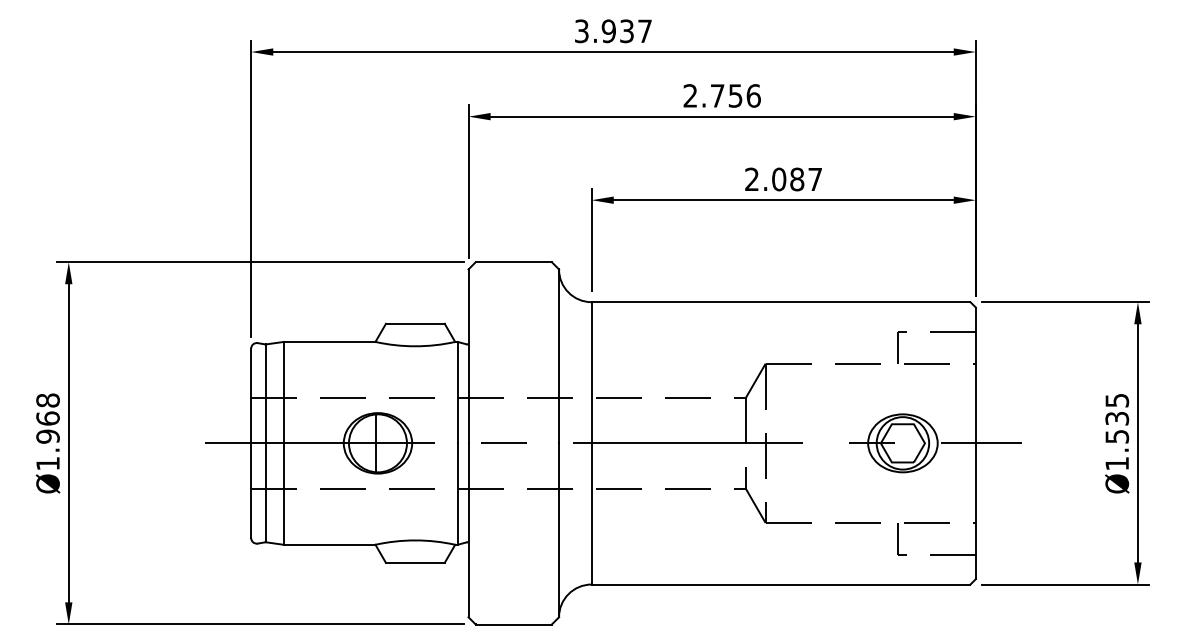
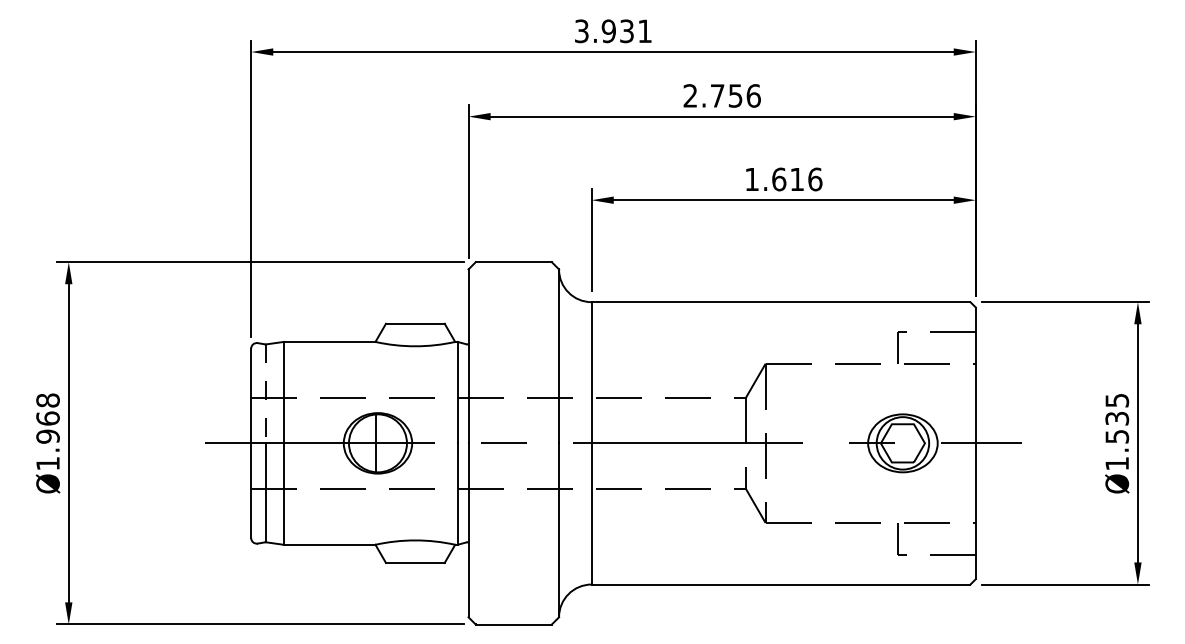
text: 3.937 -> 3.931 (644, 30)
text: 2.087 -> 1.616 (783, 179)
line: solid -> dashed (265, 394)
